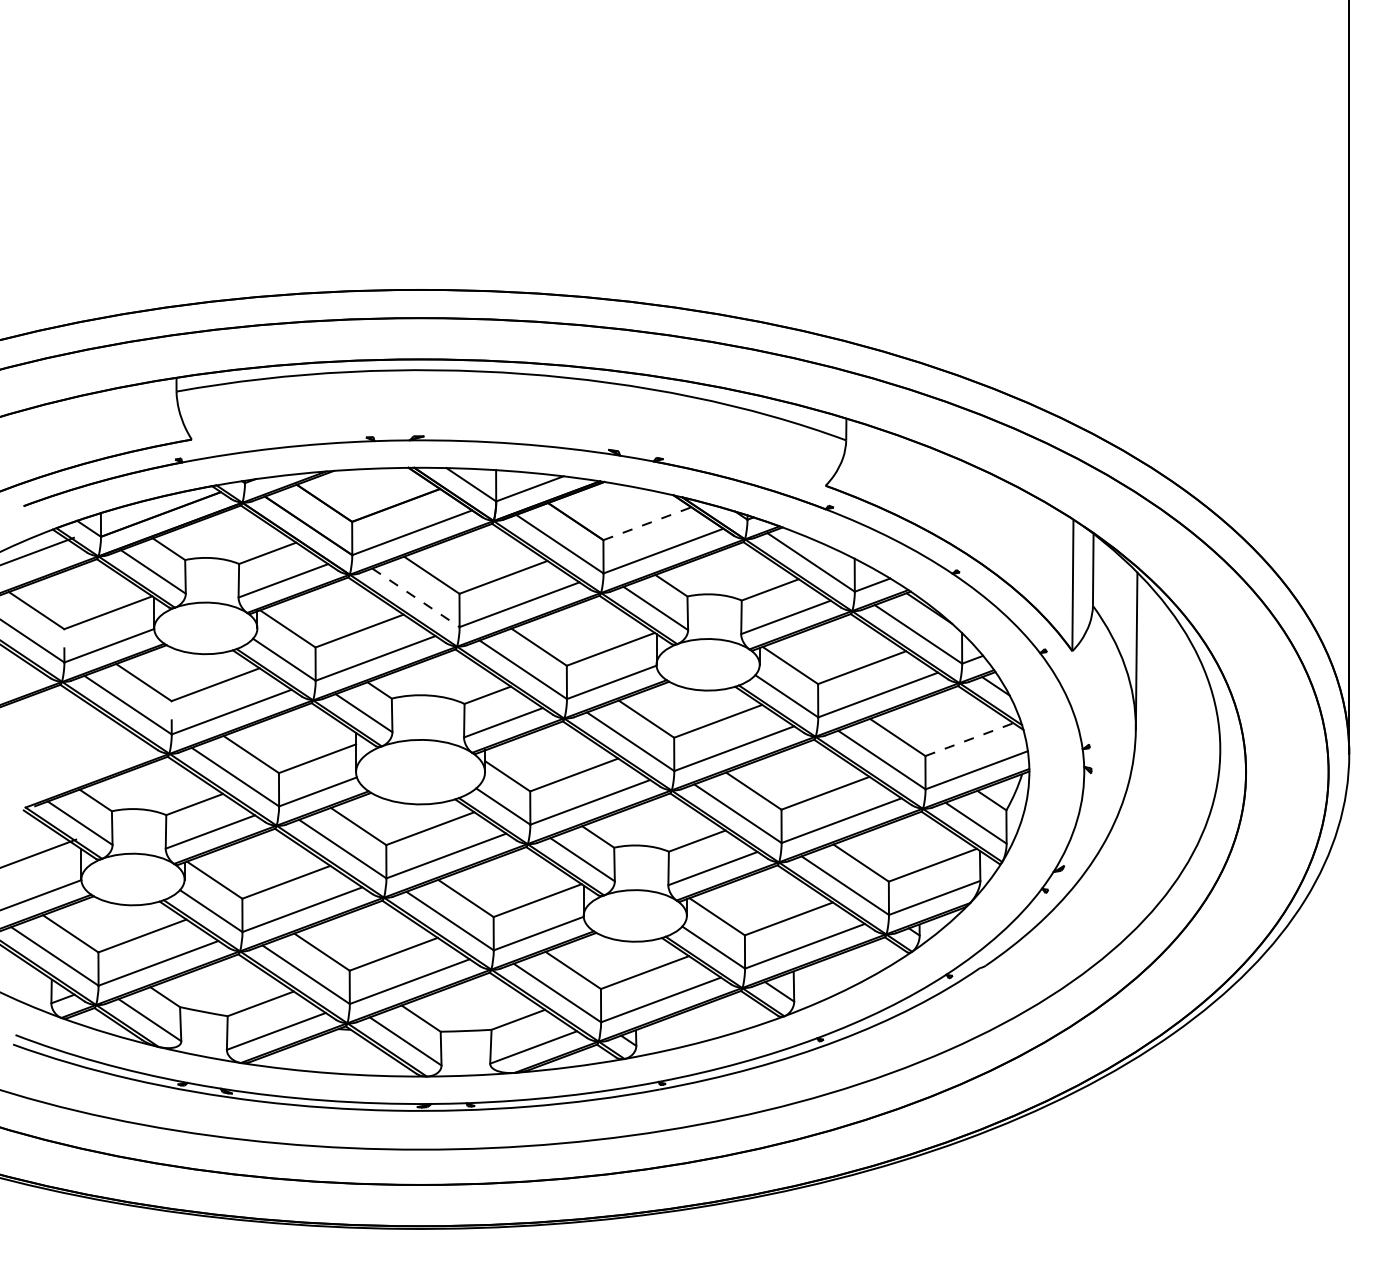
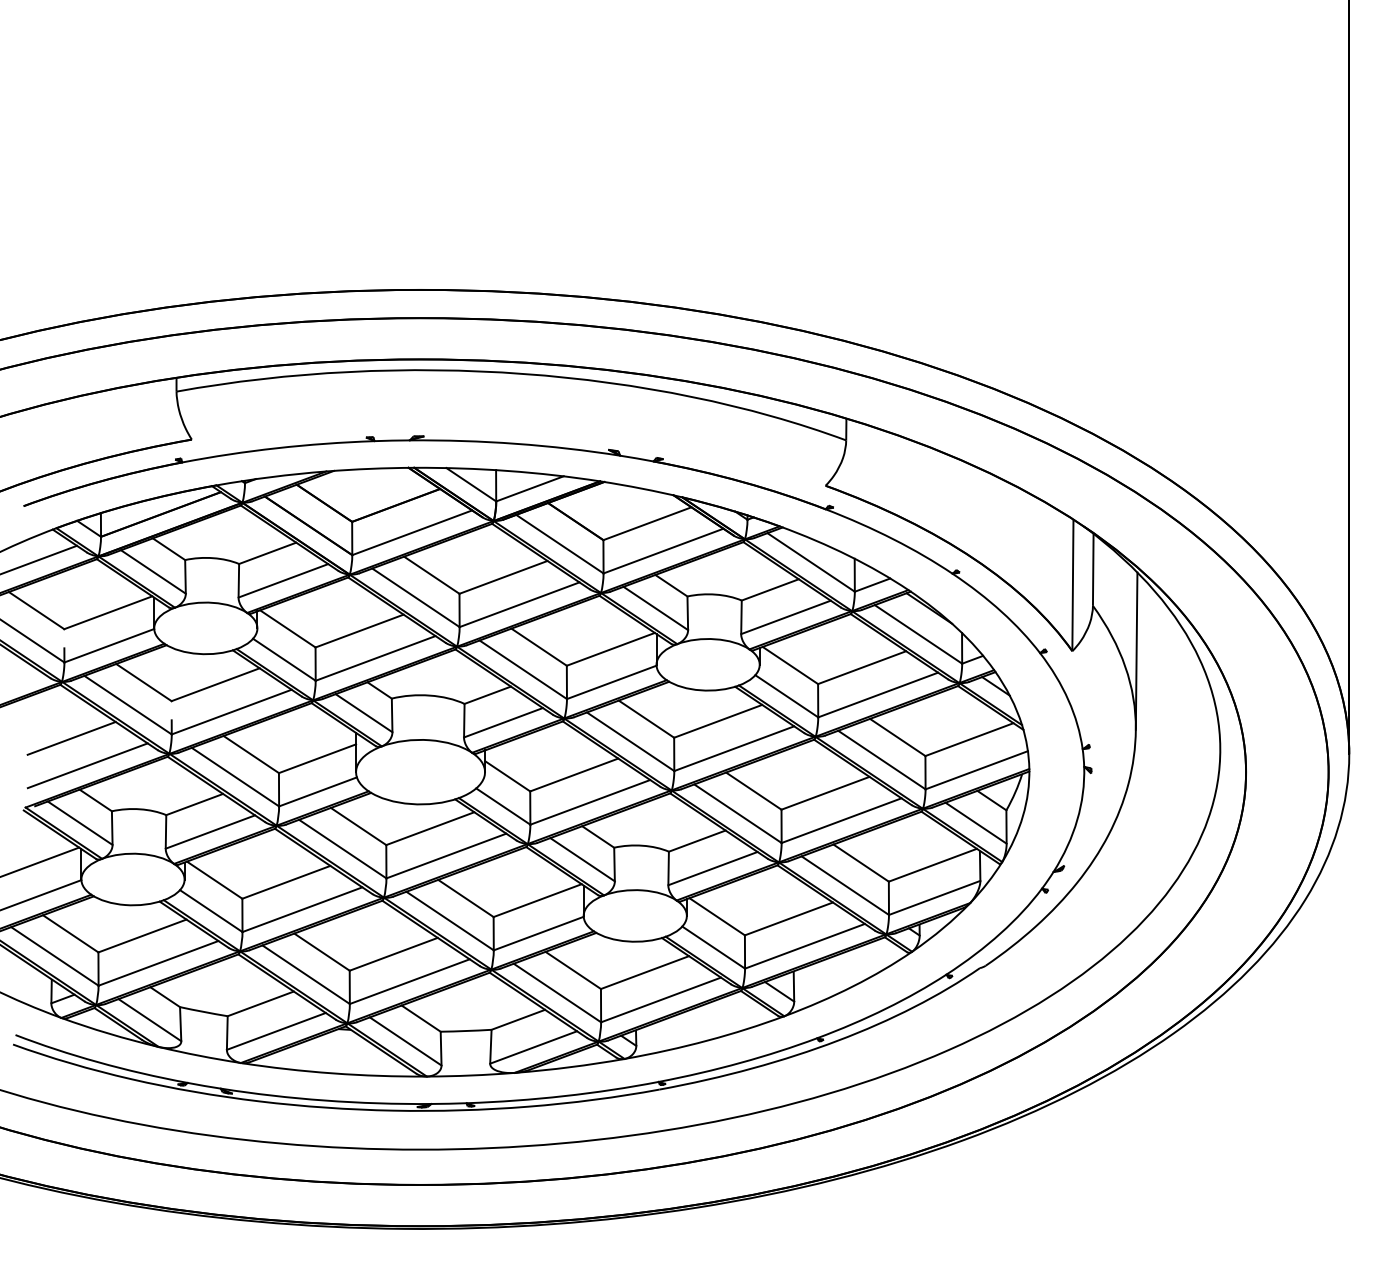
line: dashed -> solid (647, 523)
line position: (37, 550) -> (39, 559) (39, 559)
line: dashed -> solid (415, 597)
line: none -> present (71, 737)
line: dashed -> solid (969, 739)
line: none -> present (87, 765)
line position: (39, 853) -> (40, 861) (40, 861)
